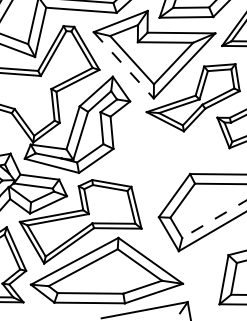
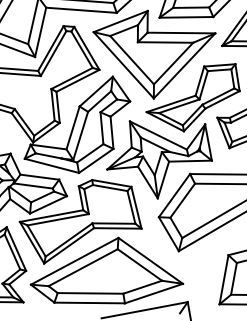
line: dashed -> solid (123, 65)
part: none -> present (159, 159)
line: dashed -> solid (214, 219)
